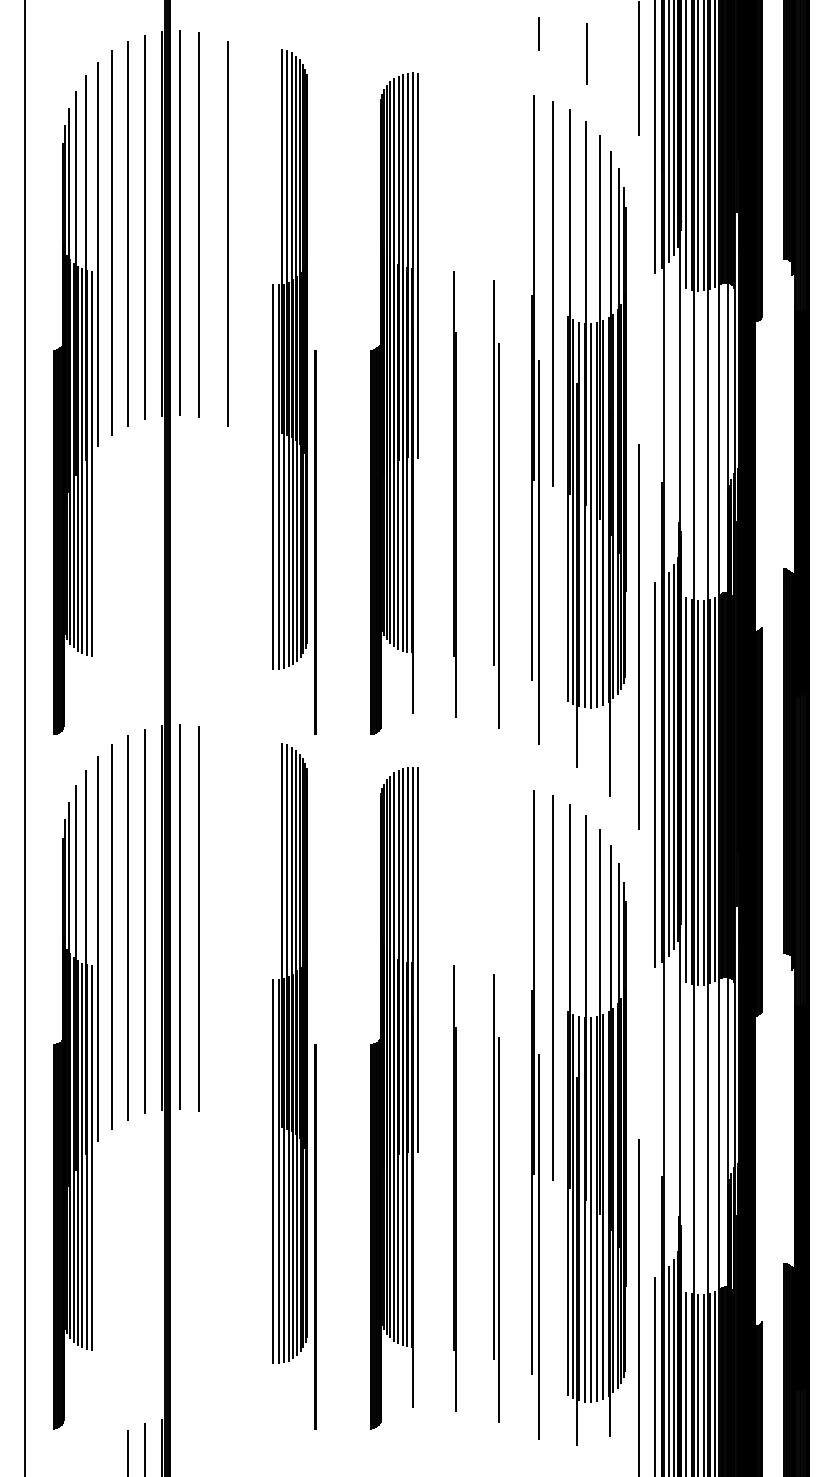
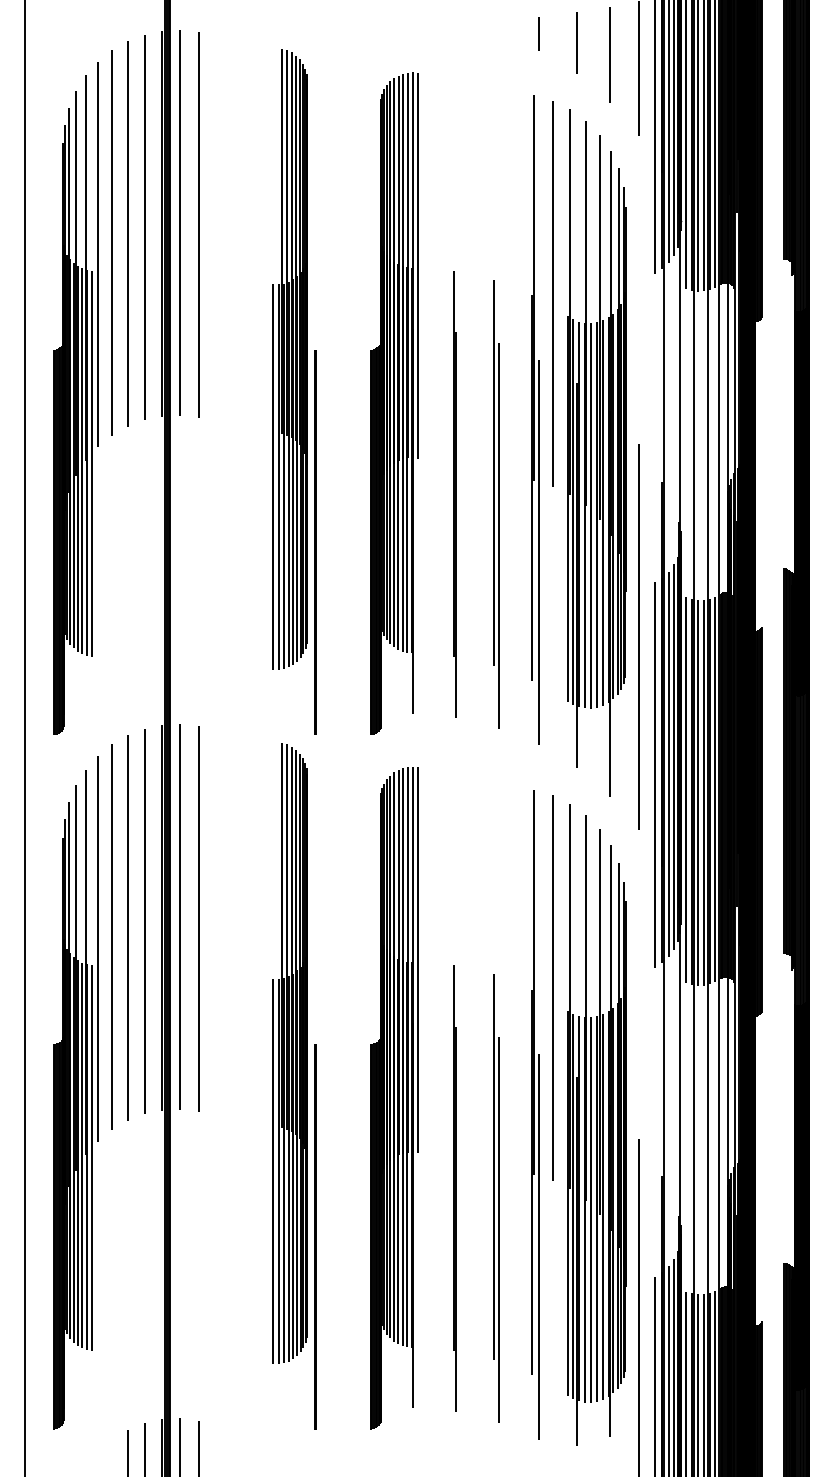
line position: (586, 53) -> (576, 42) (576, 42)
line: none -> present (610, 54)
line: present -> none (227, 233)
line: none -> present (180, 1445)
line: none -> present (198, 1446)
